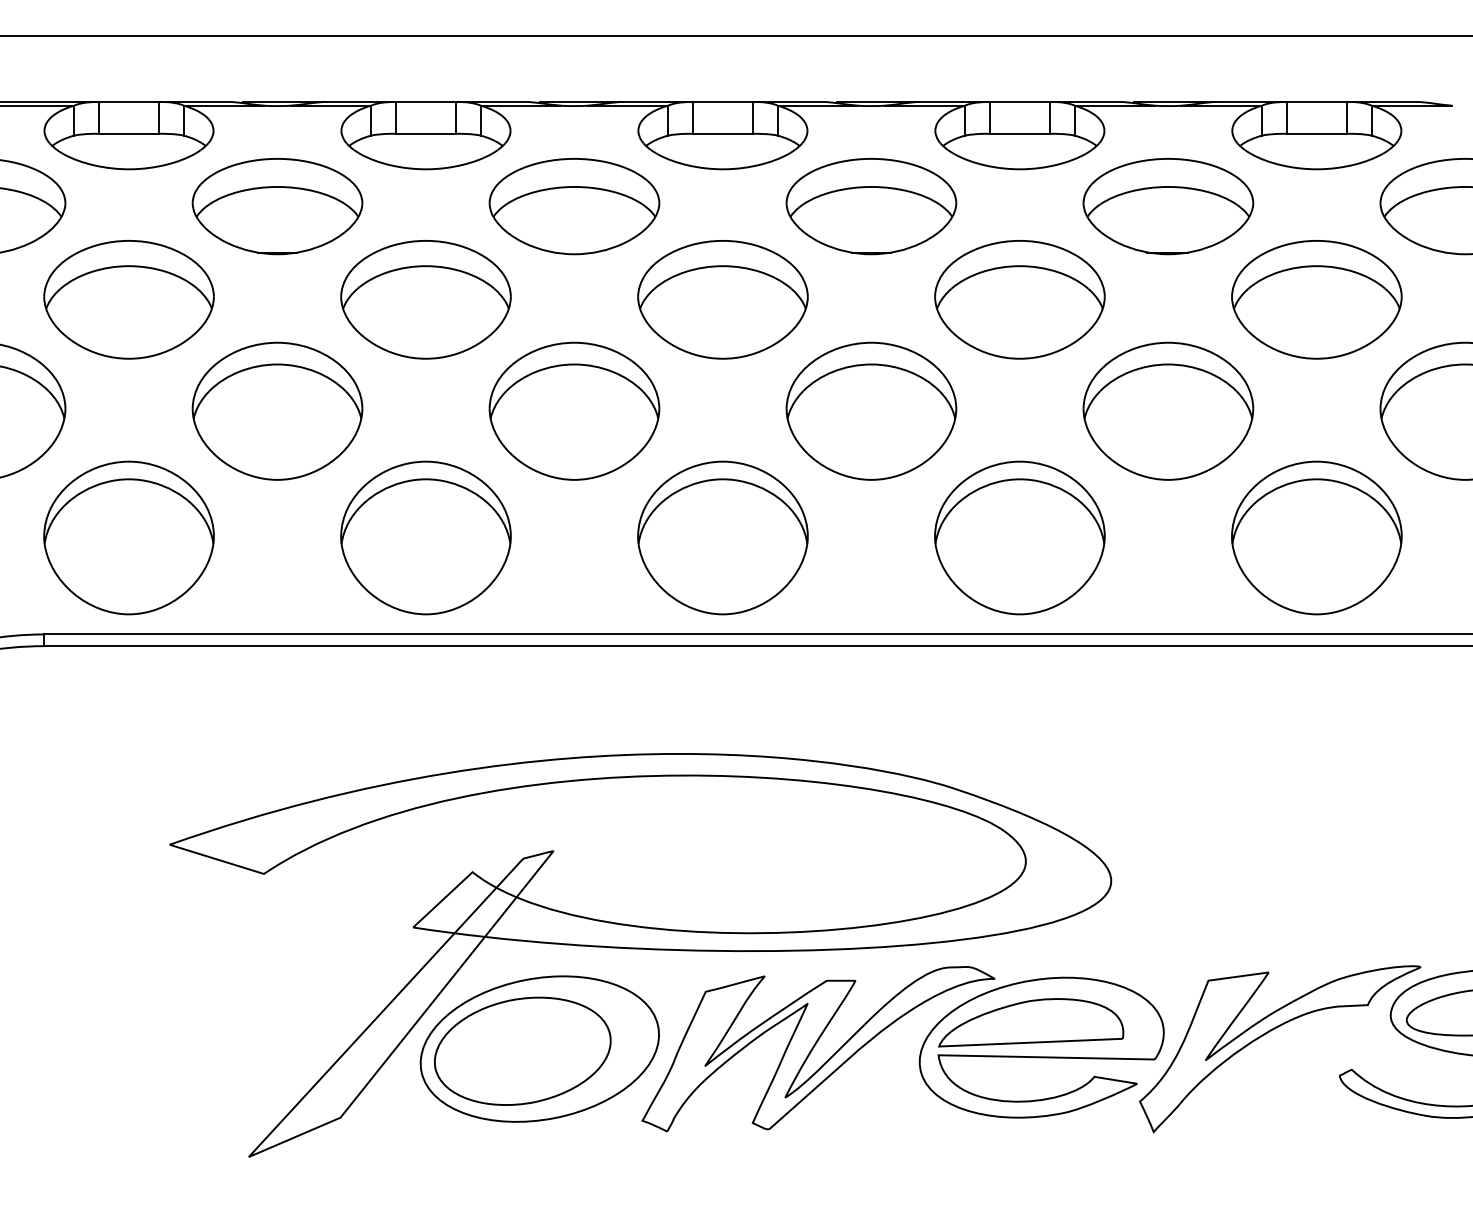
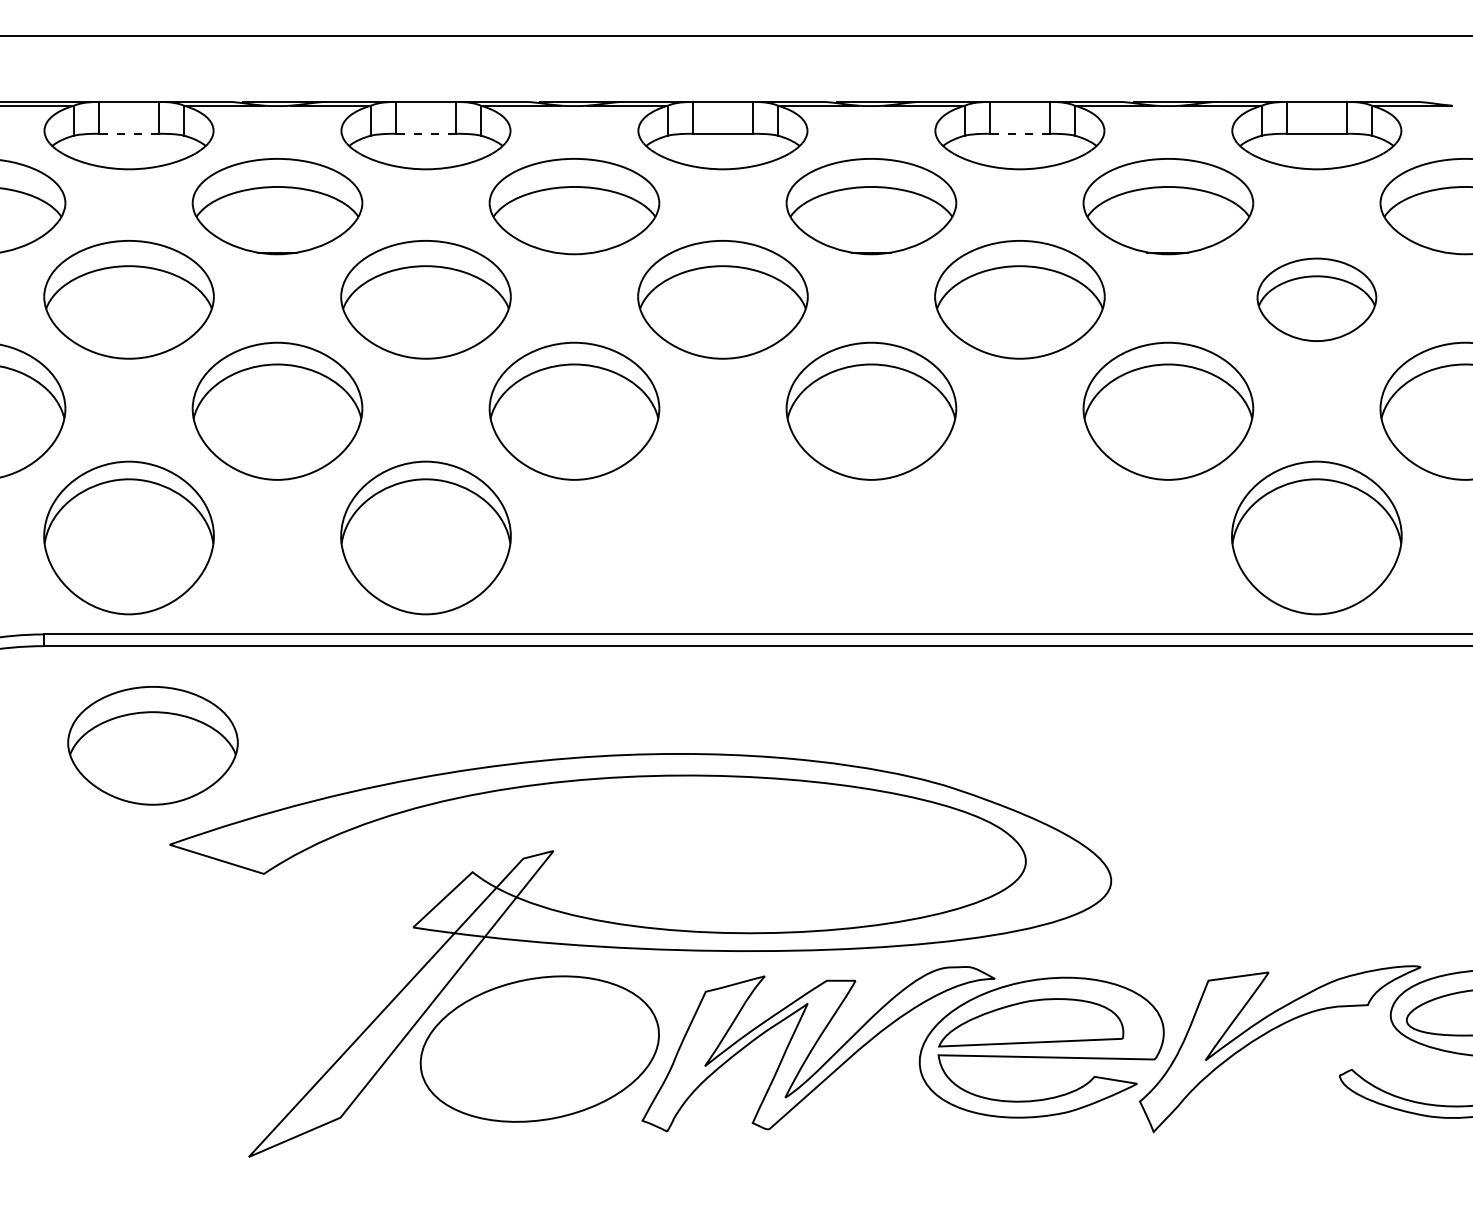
line: solid -> dashed (128, 133)
line: solid -> dashed (425, 133)
line: solid -> dashed (1019, 133)
part size: 172x120 px -> 122x85 px (1316, 299)
part: present -> none (722, 537)
part: present -> none (1019, 537)
part: none -> present (152, 745)
part: present -> none (522, 1050)
